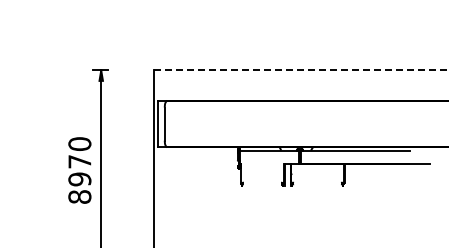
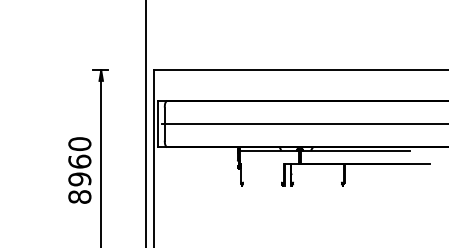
line: dashed -> solid (301, 70)
line: none -> present (145, 123)
line: none -> present (303, 124)
text: 8970 -> 8960 (79, 161)
